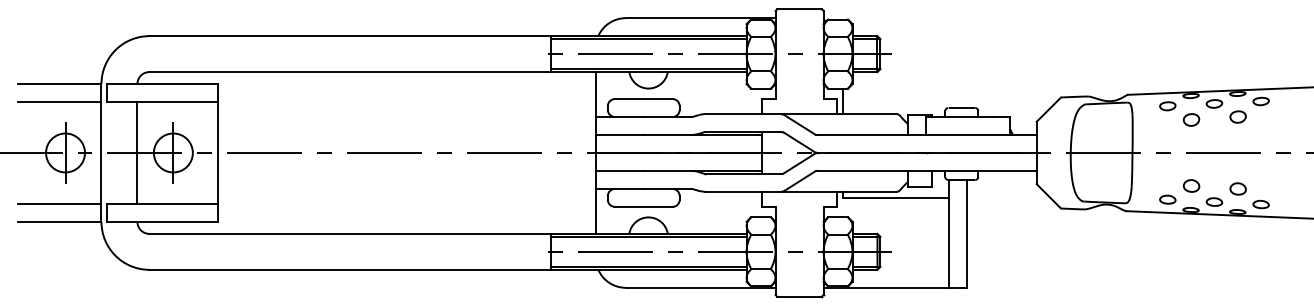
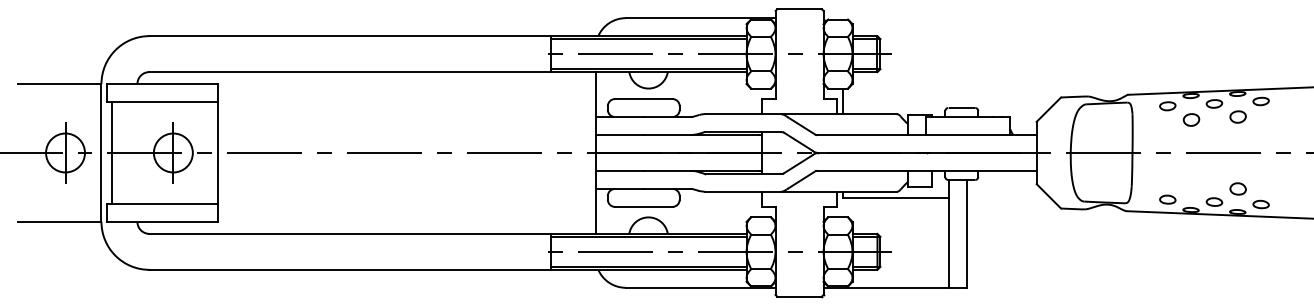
line: present -> none (59, 102)
line position: (137, 152) -> (112, 152) (112, 152)
part: present -> none (1191, 185)
line: present -> none (59, 203)
